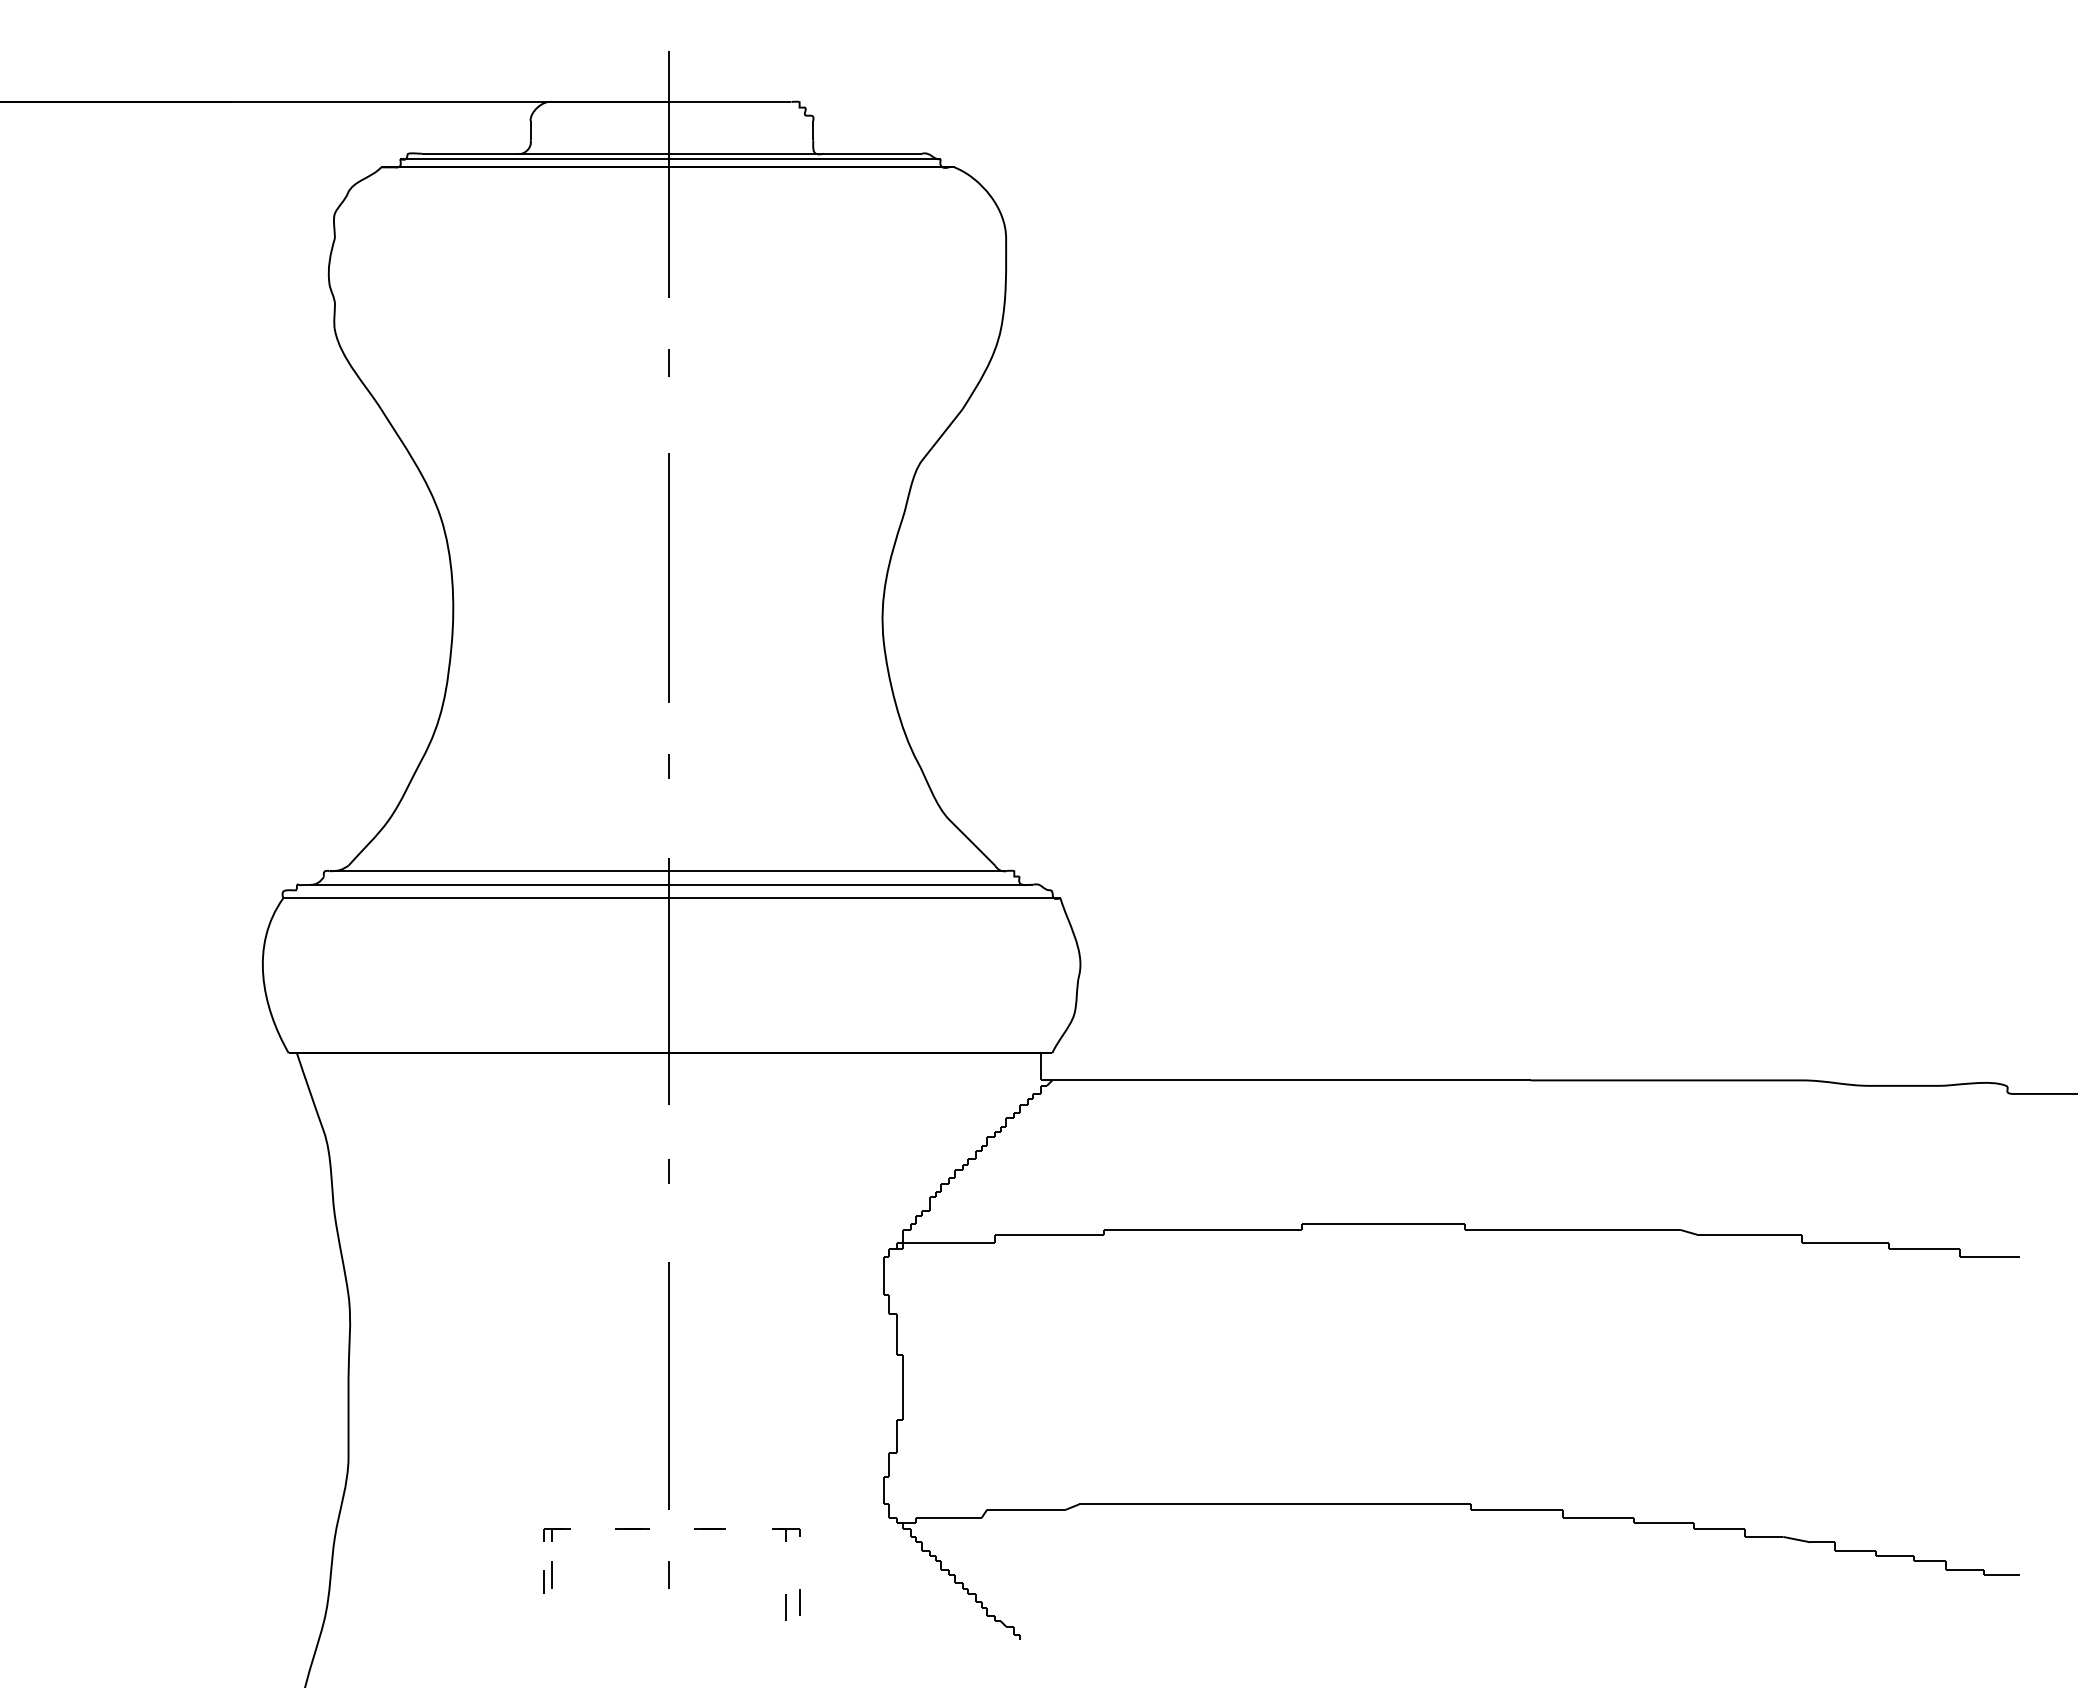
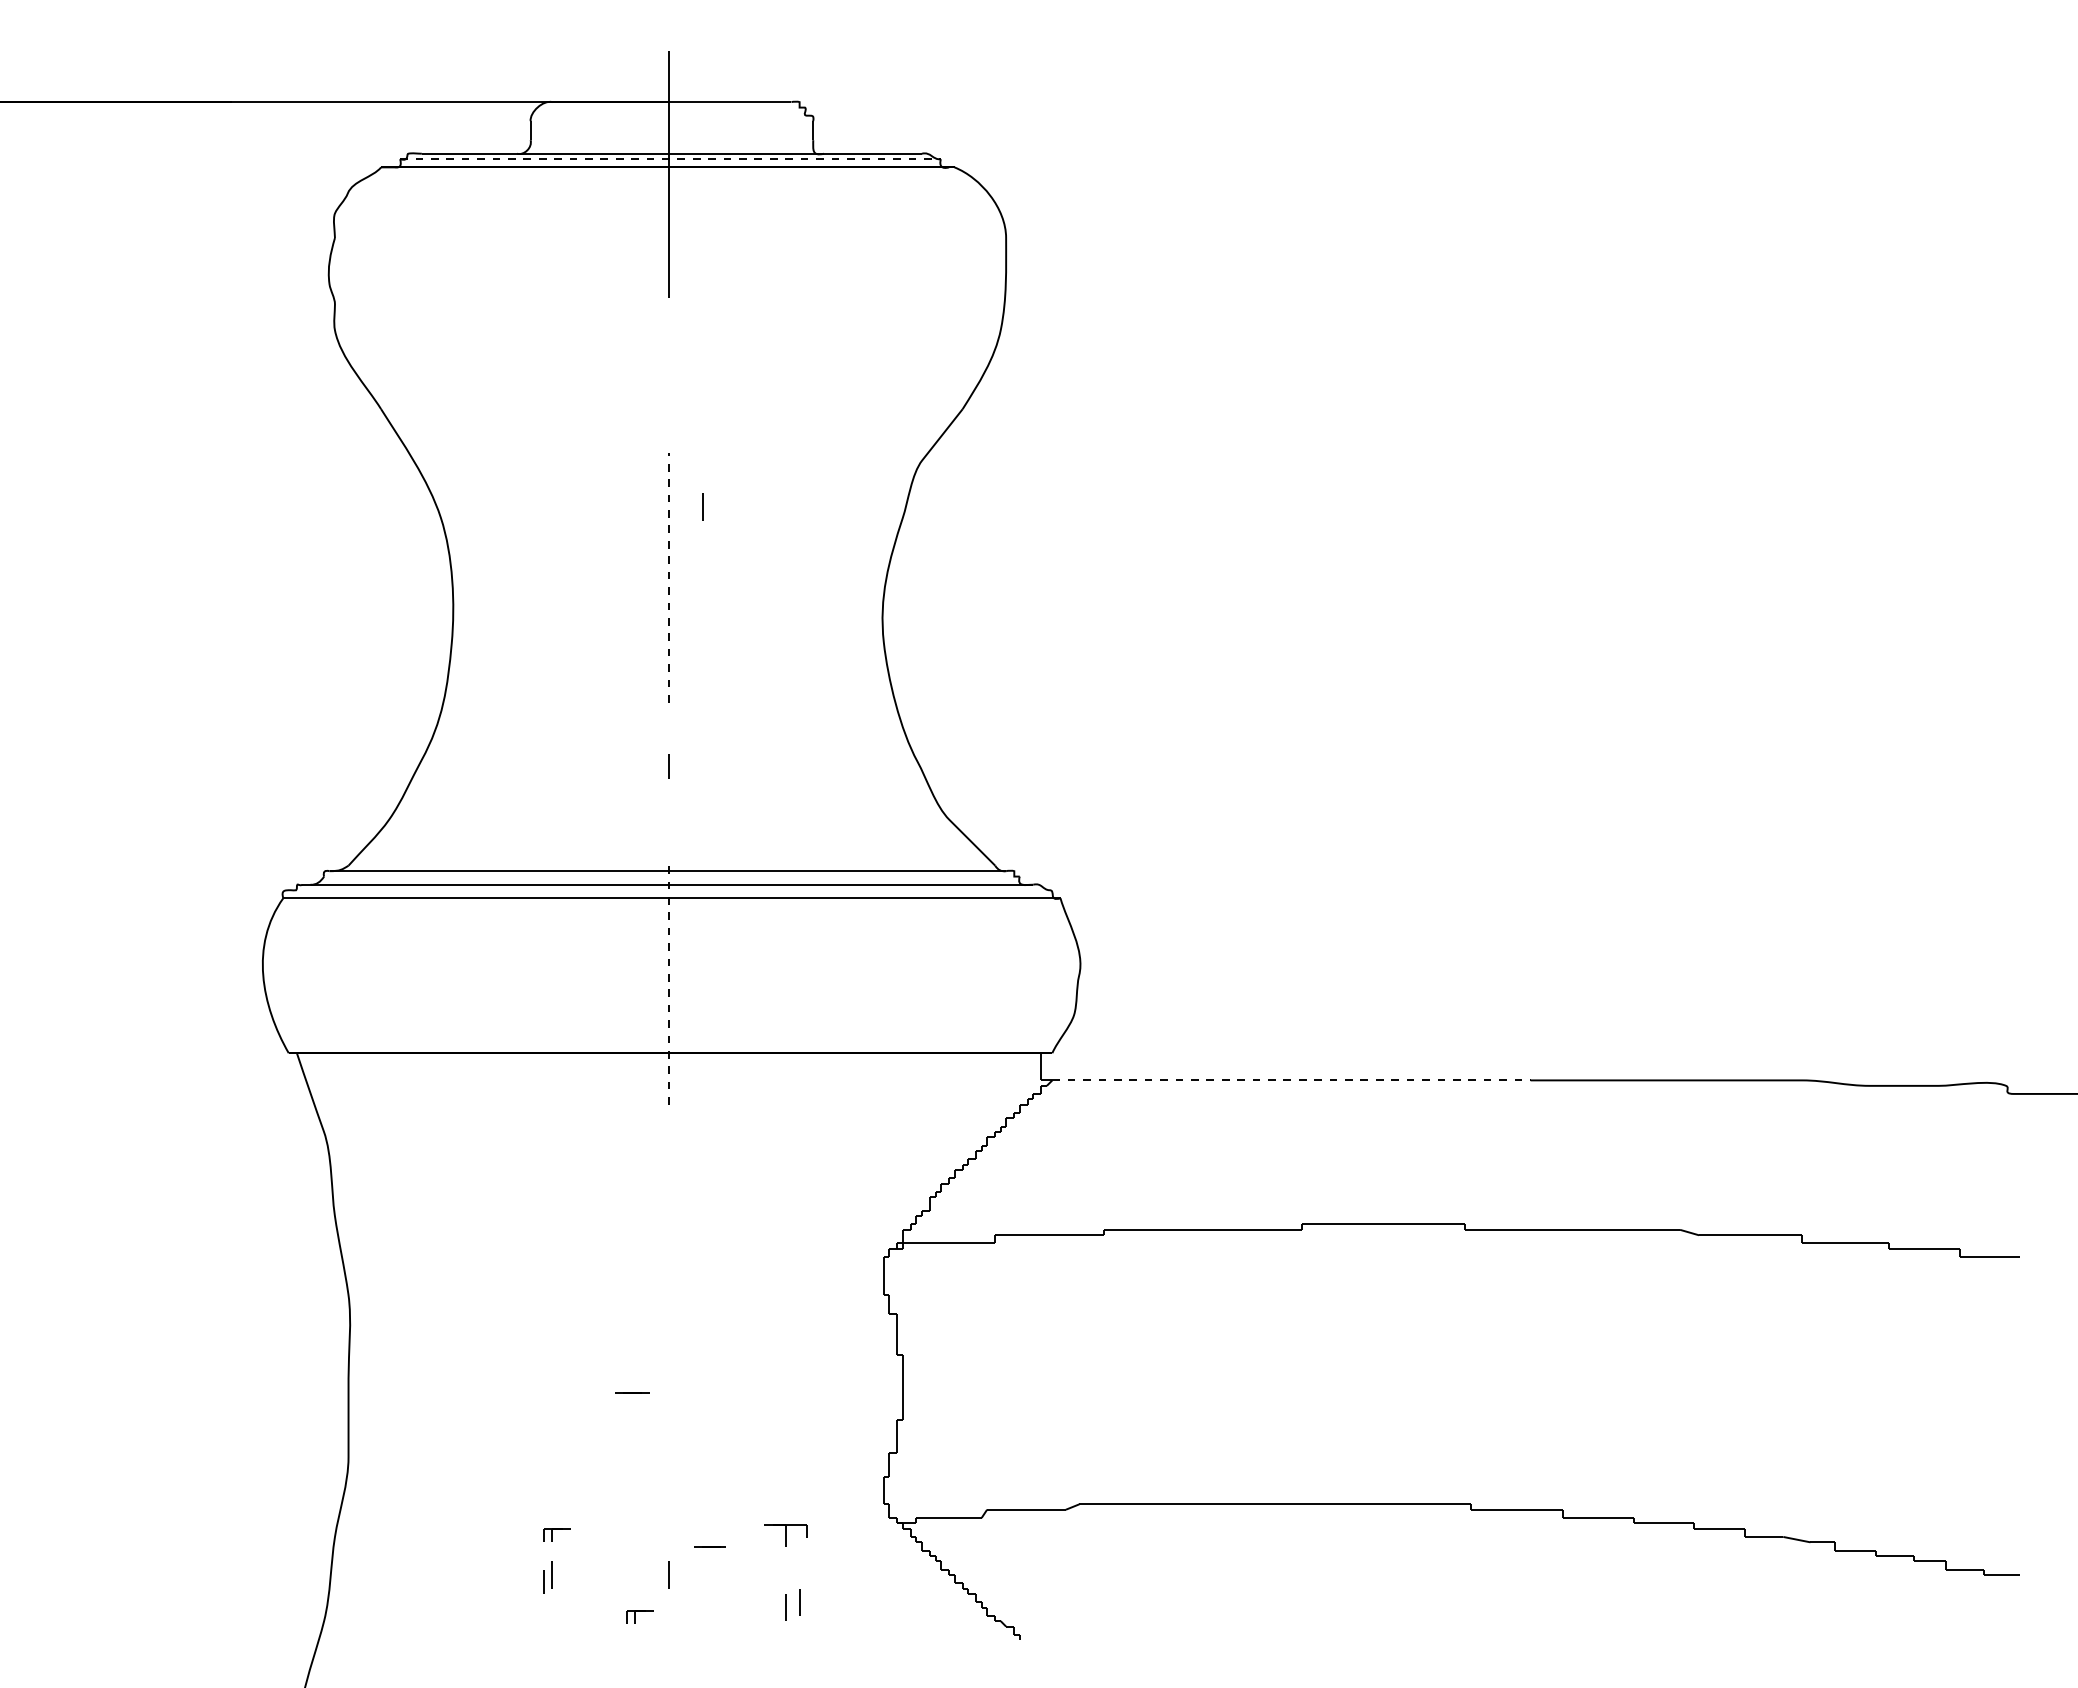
line: solid -> dashed (671, 159)
line position: (668, 362) -> (702, 506) (702, 506)
line: solid -> dashed (669, 577)
line: solid -> dashed (669, 981)
line: solid -> dashed (1291, 1080)
line: present -> none (668, 1171)
line: present -> none (668, 1385)
line position: (632, 1528) -> (632, 1392) (632, 1392)
line position: (709, 1528) -> (709, 1546) (709, 1546)
part size: 29x14 px -> 44x23 px (785, 1535)
part: none -> present (639, 1616)
